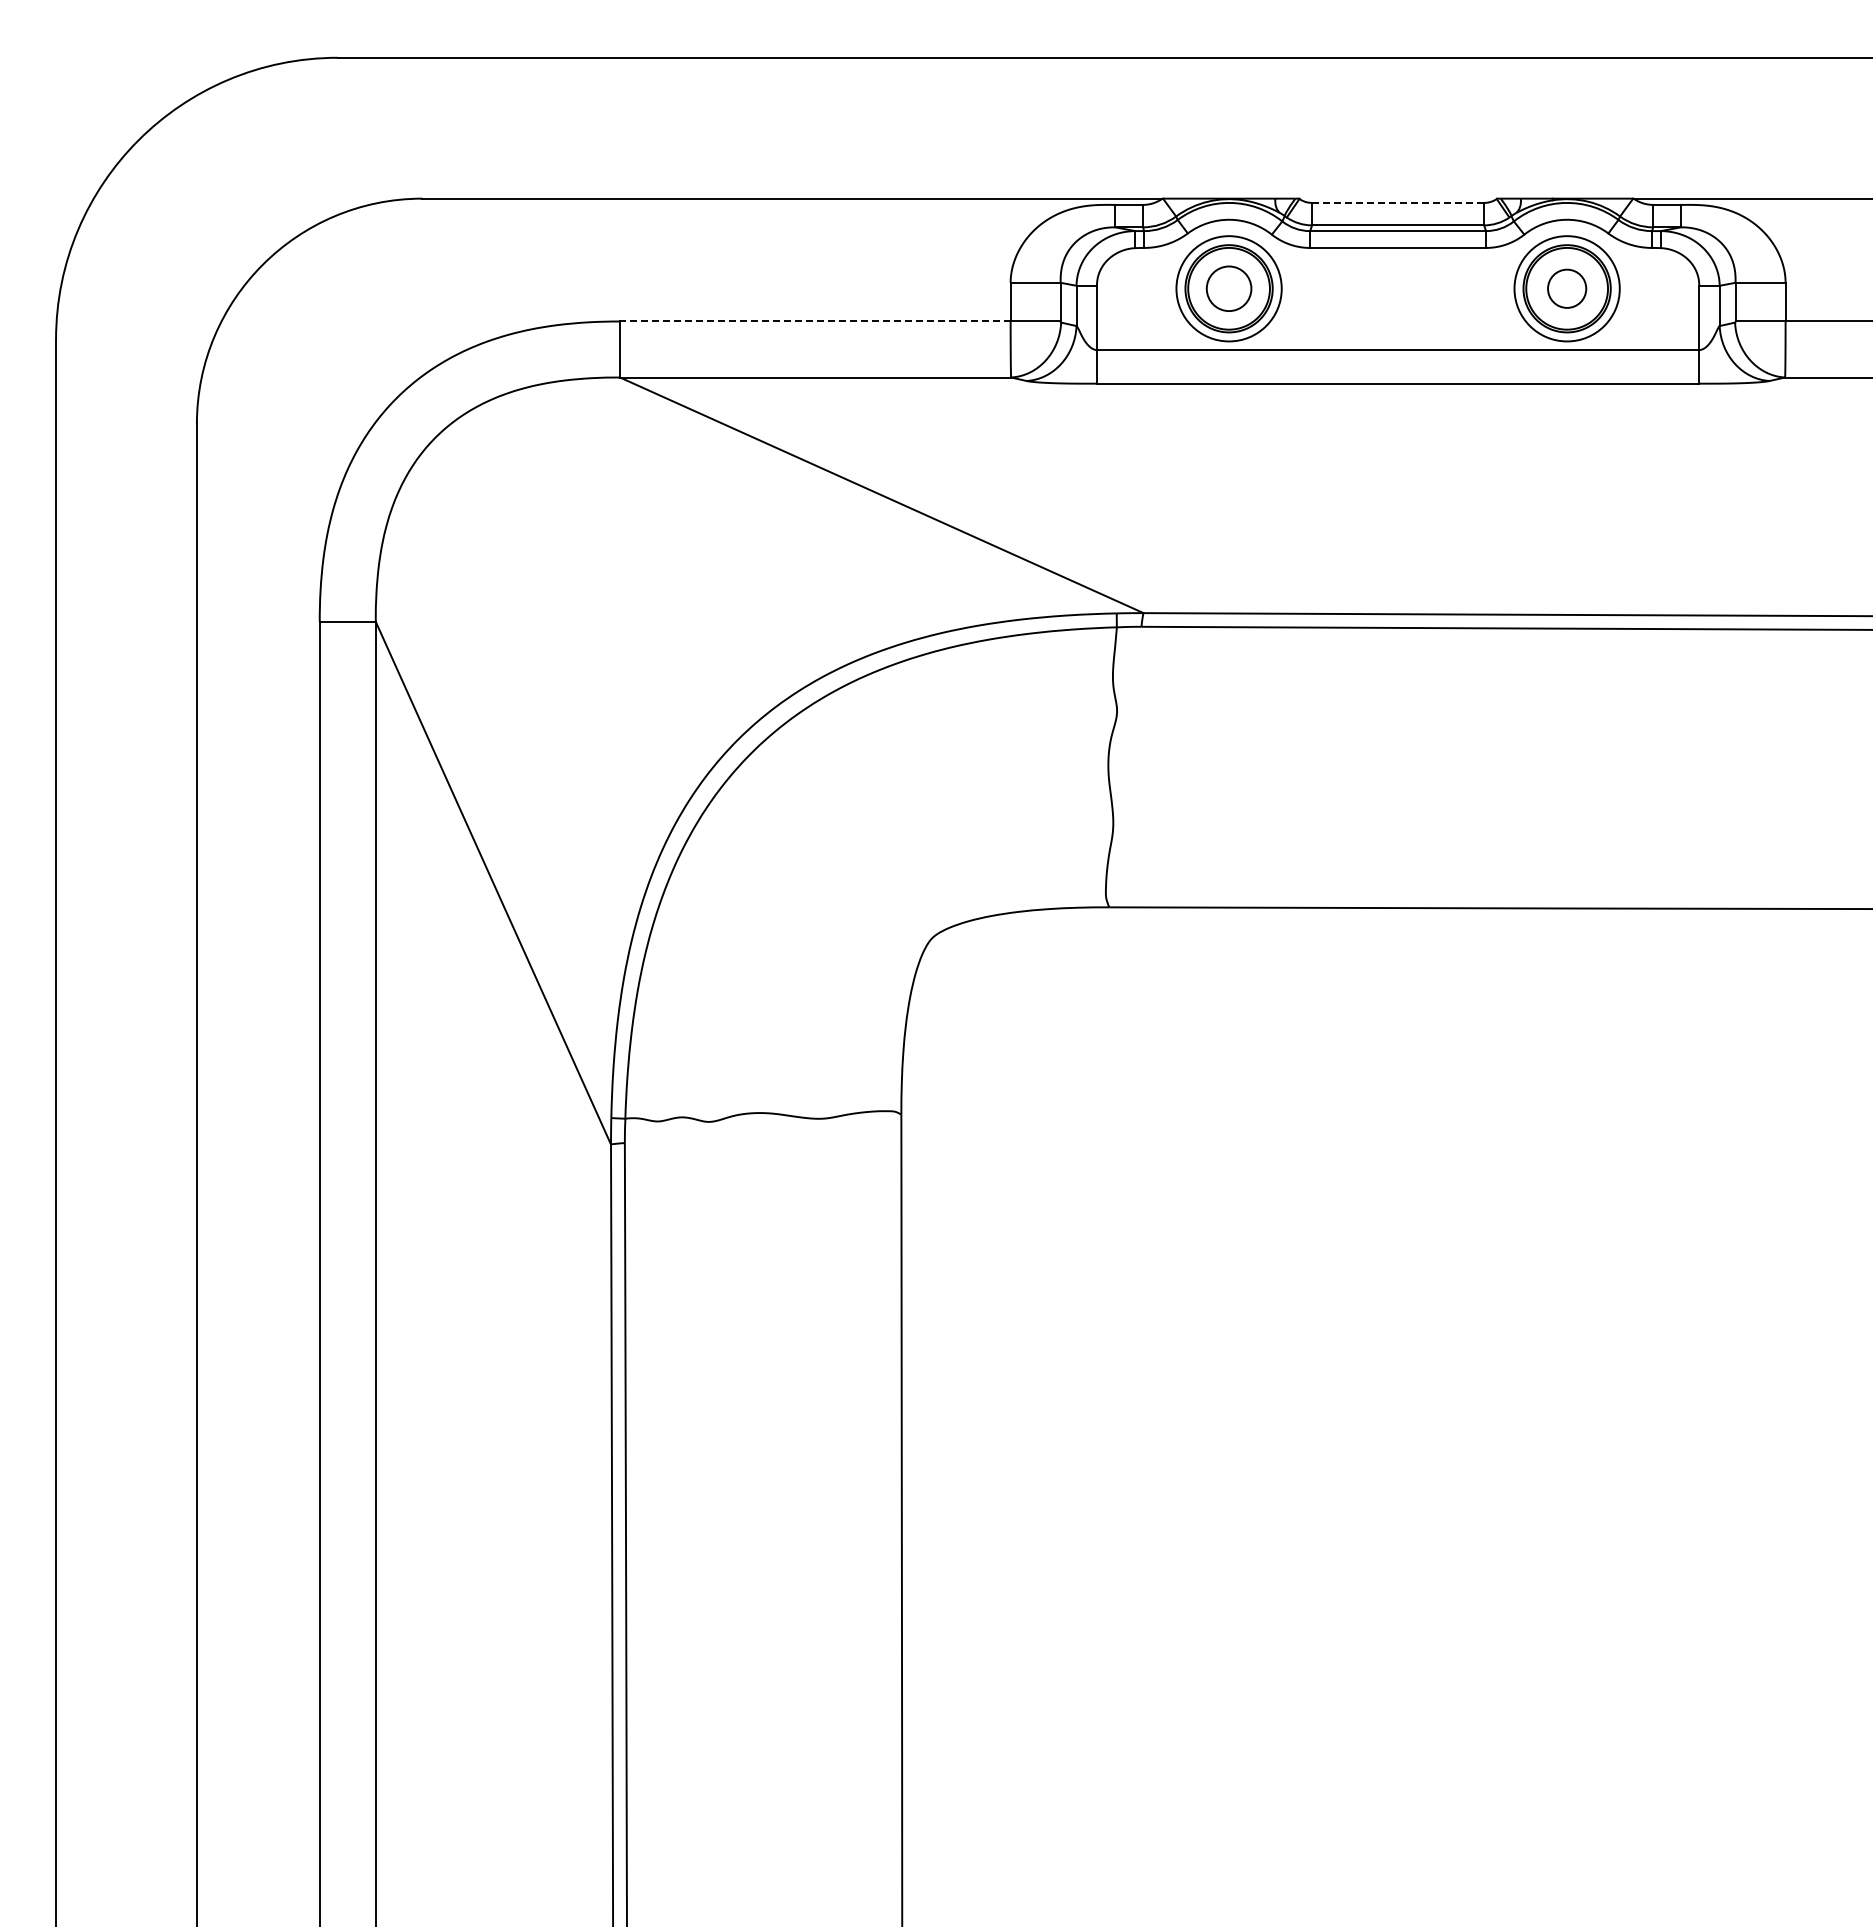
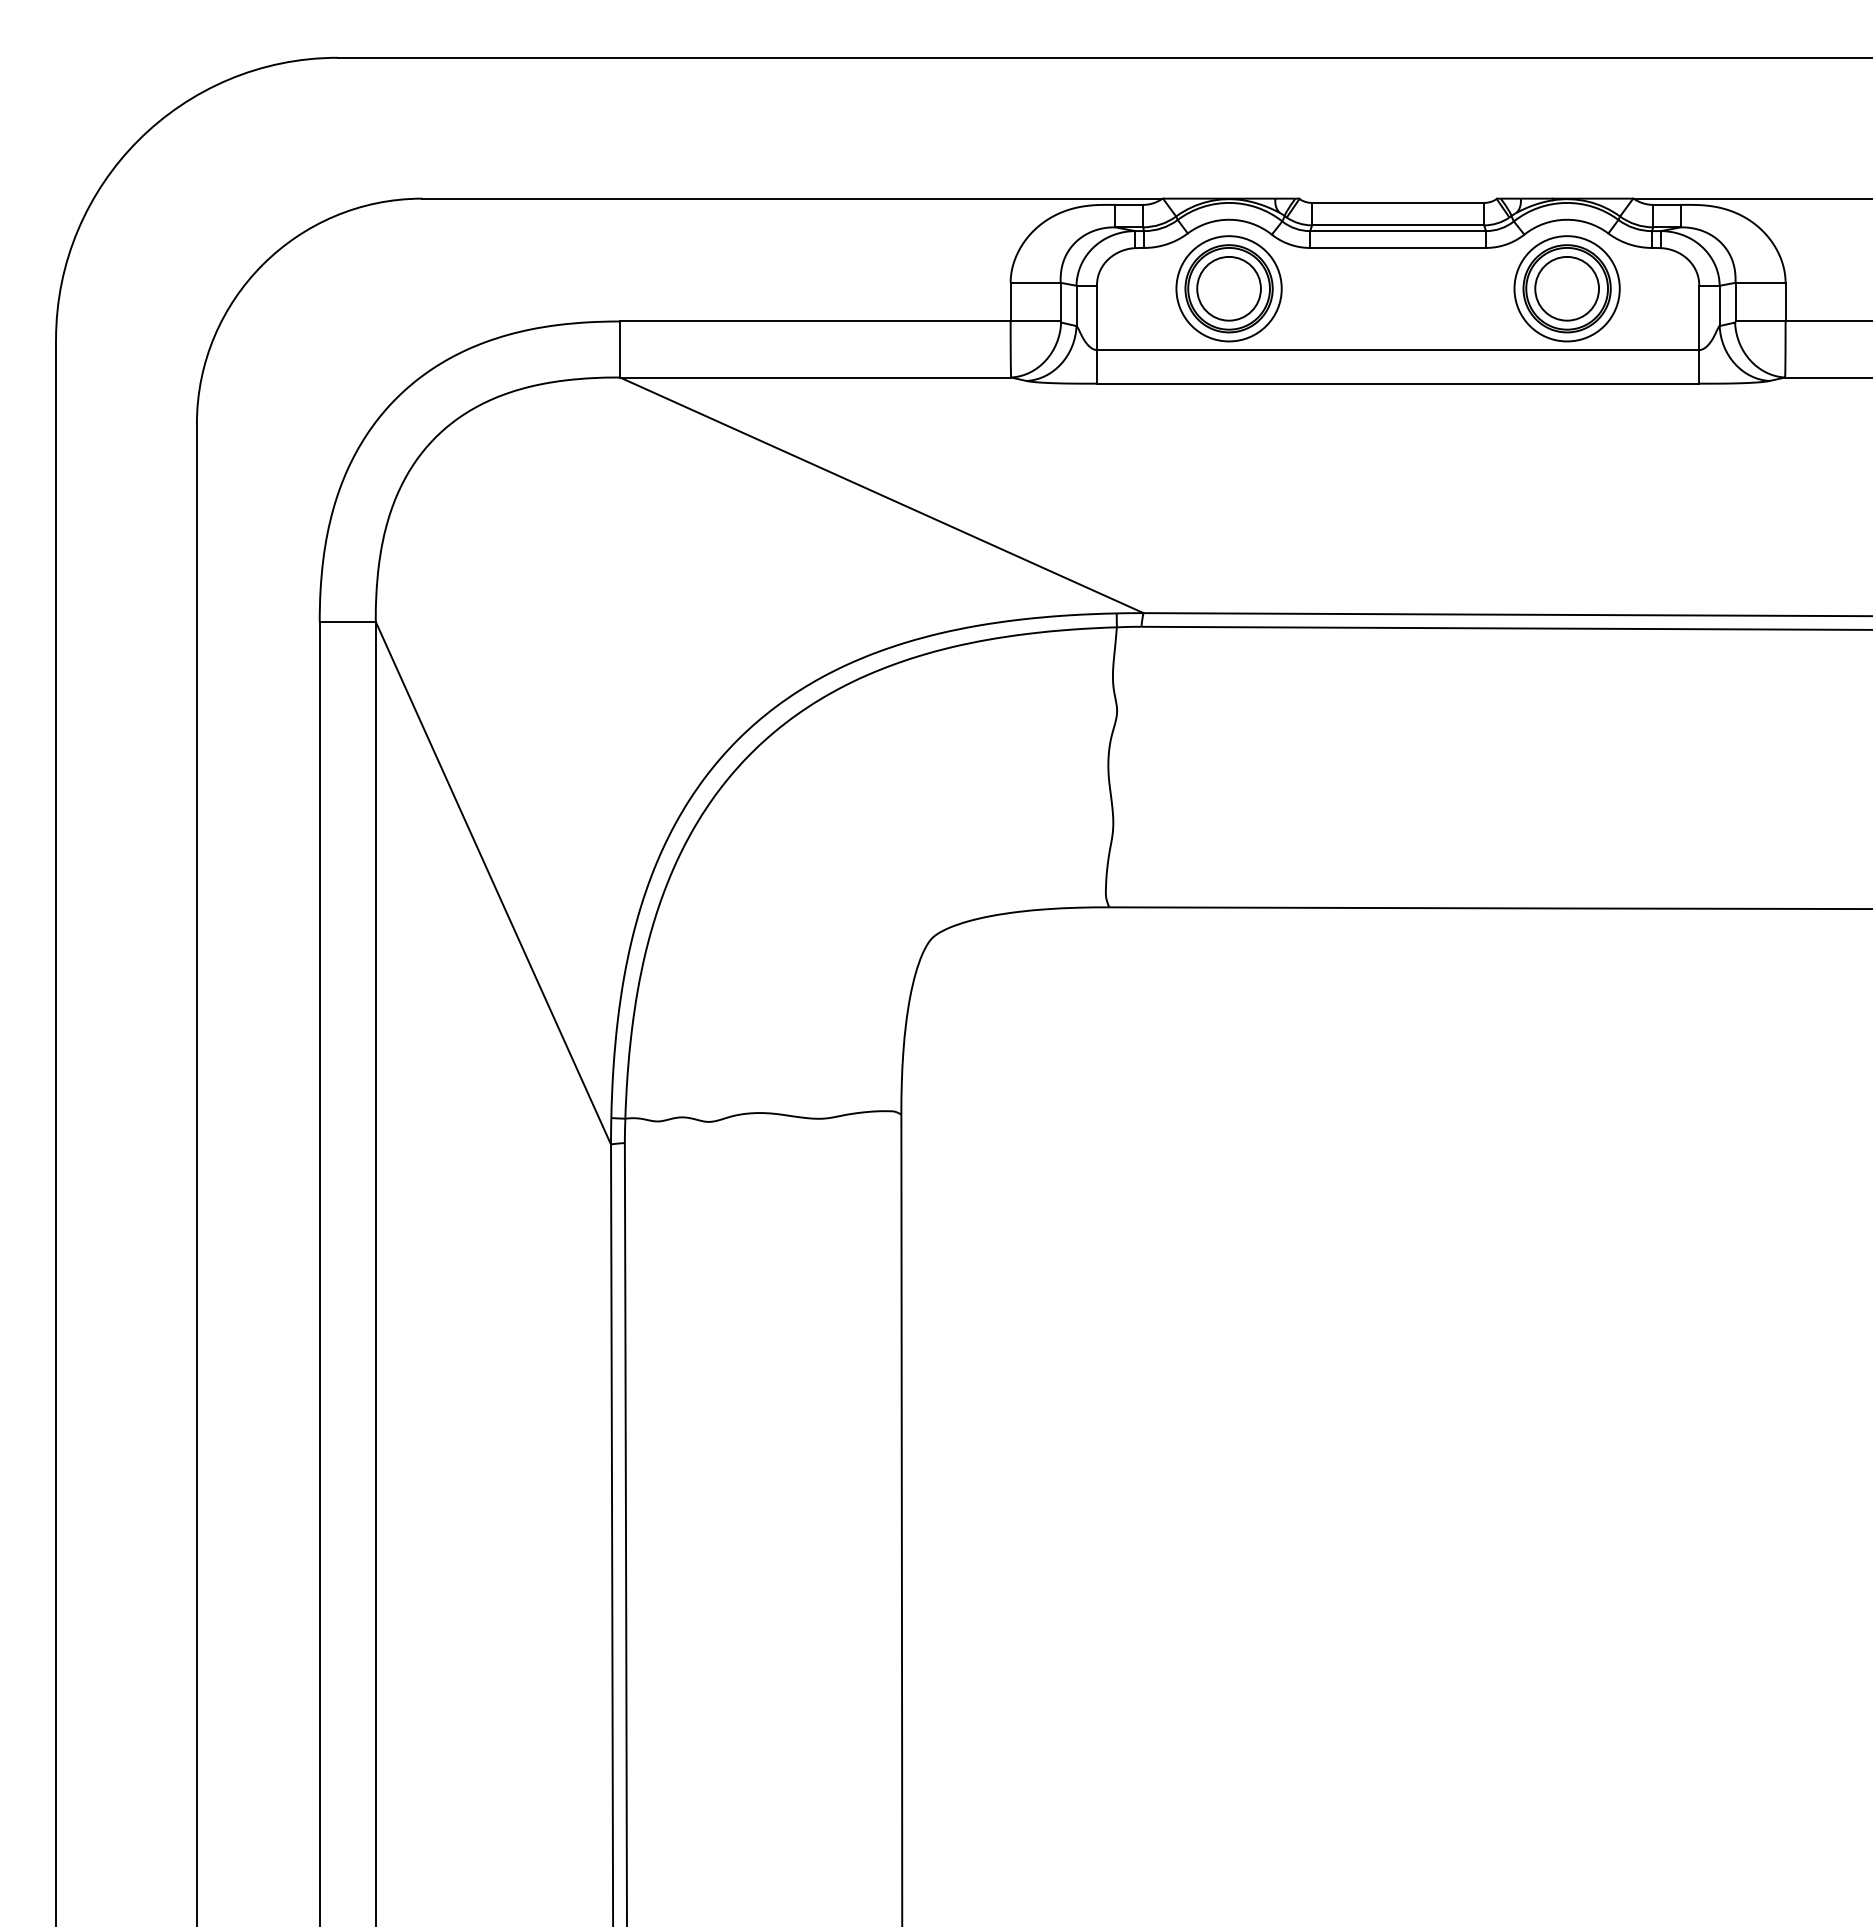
line: dashed -> solid (1398, 202)
circle diameter: 45 px -> 64 px (1228, 288)
circle diameter: 38 px -> 64 px (1567, 288)
line: dashed -> solid (814, 321)
